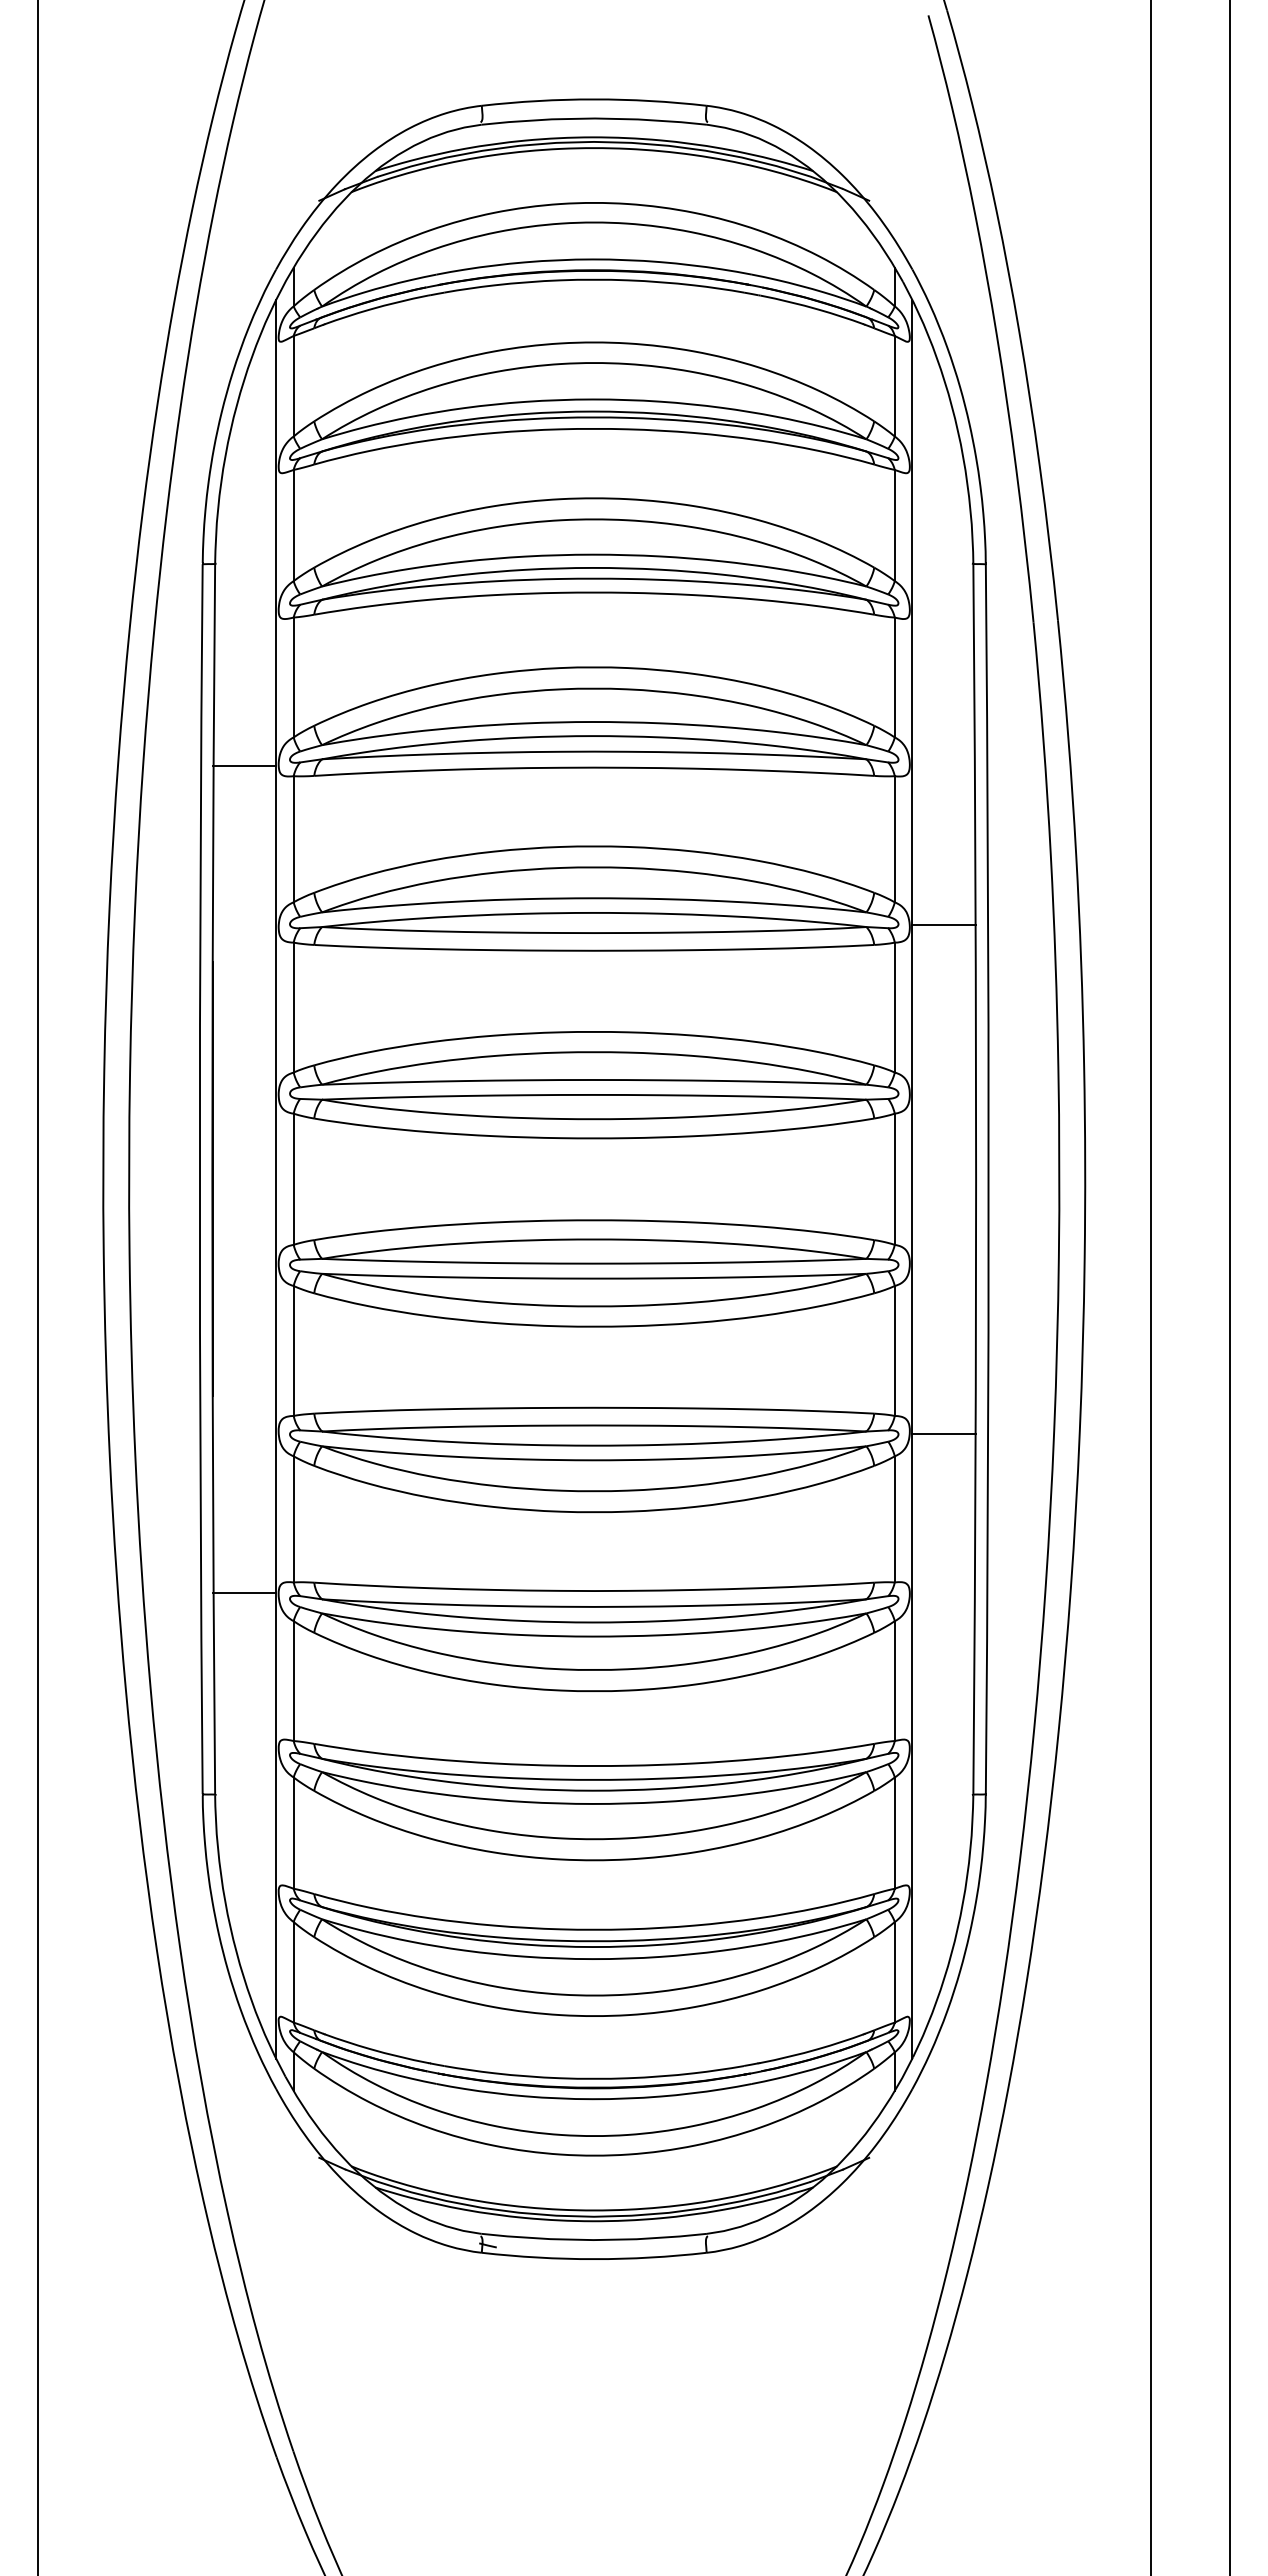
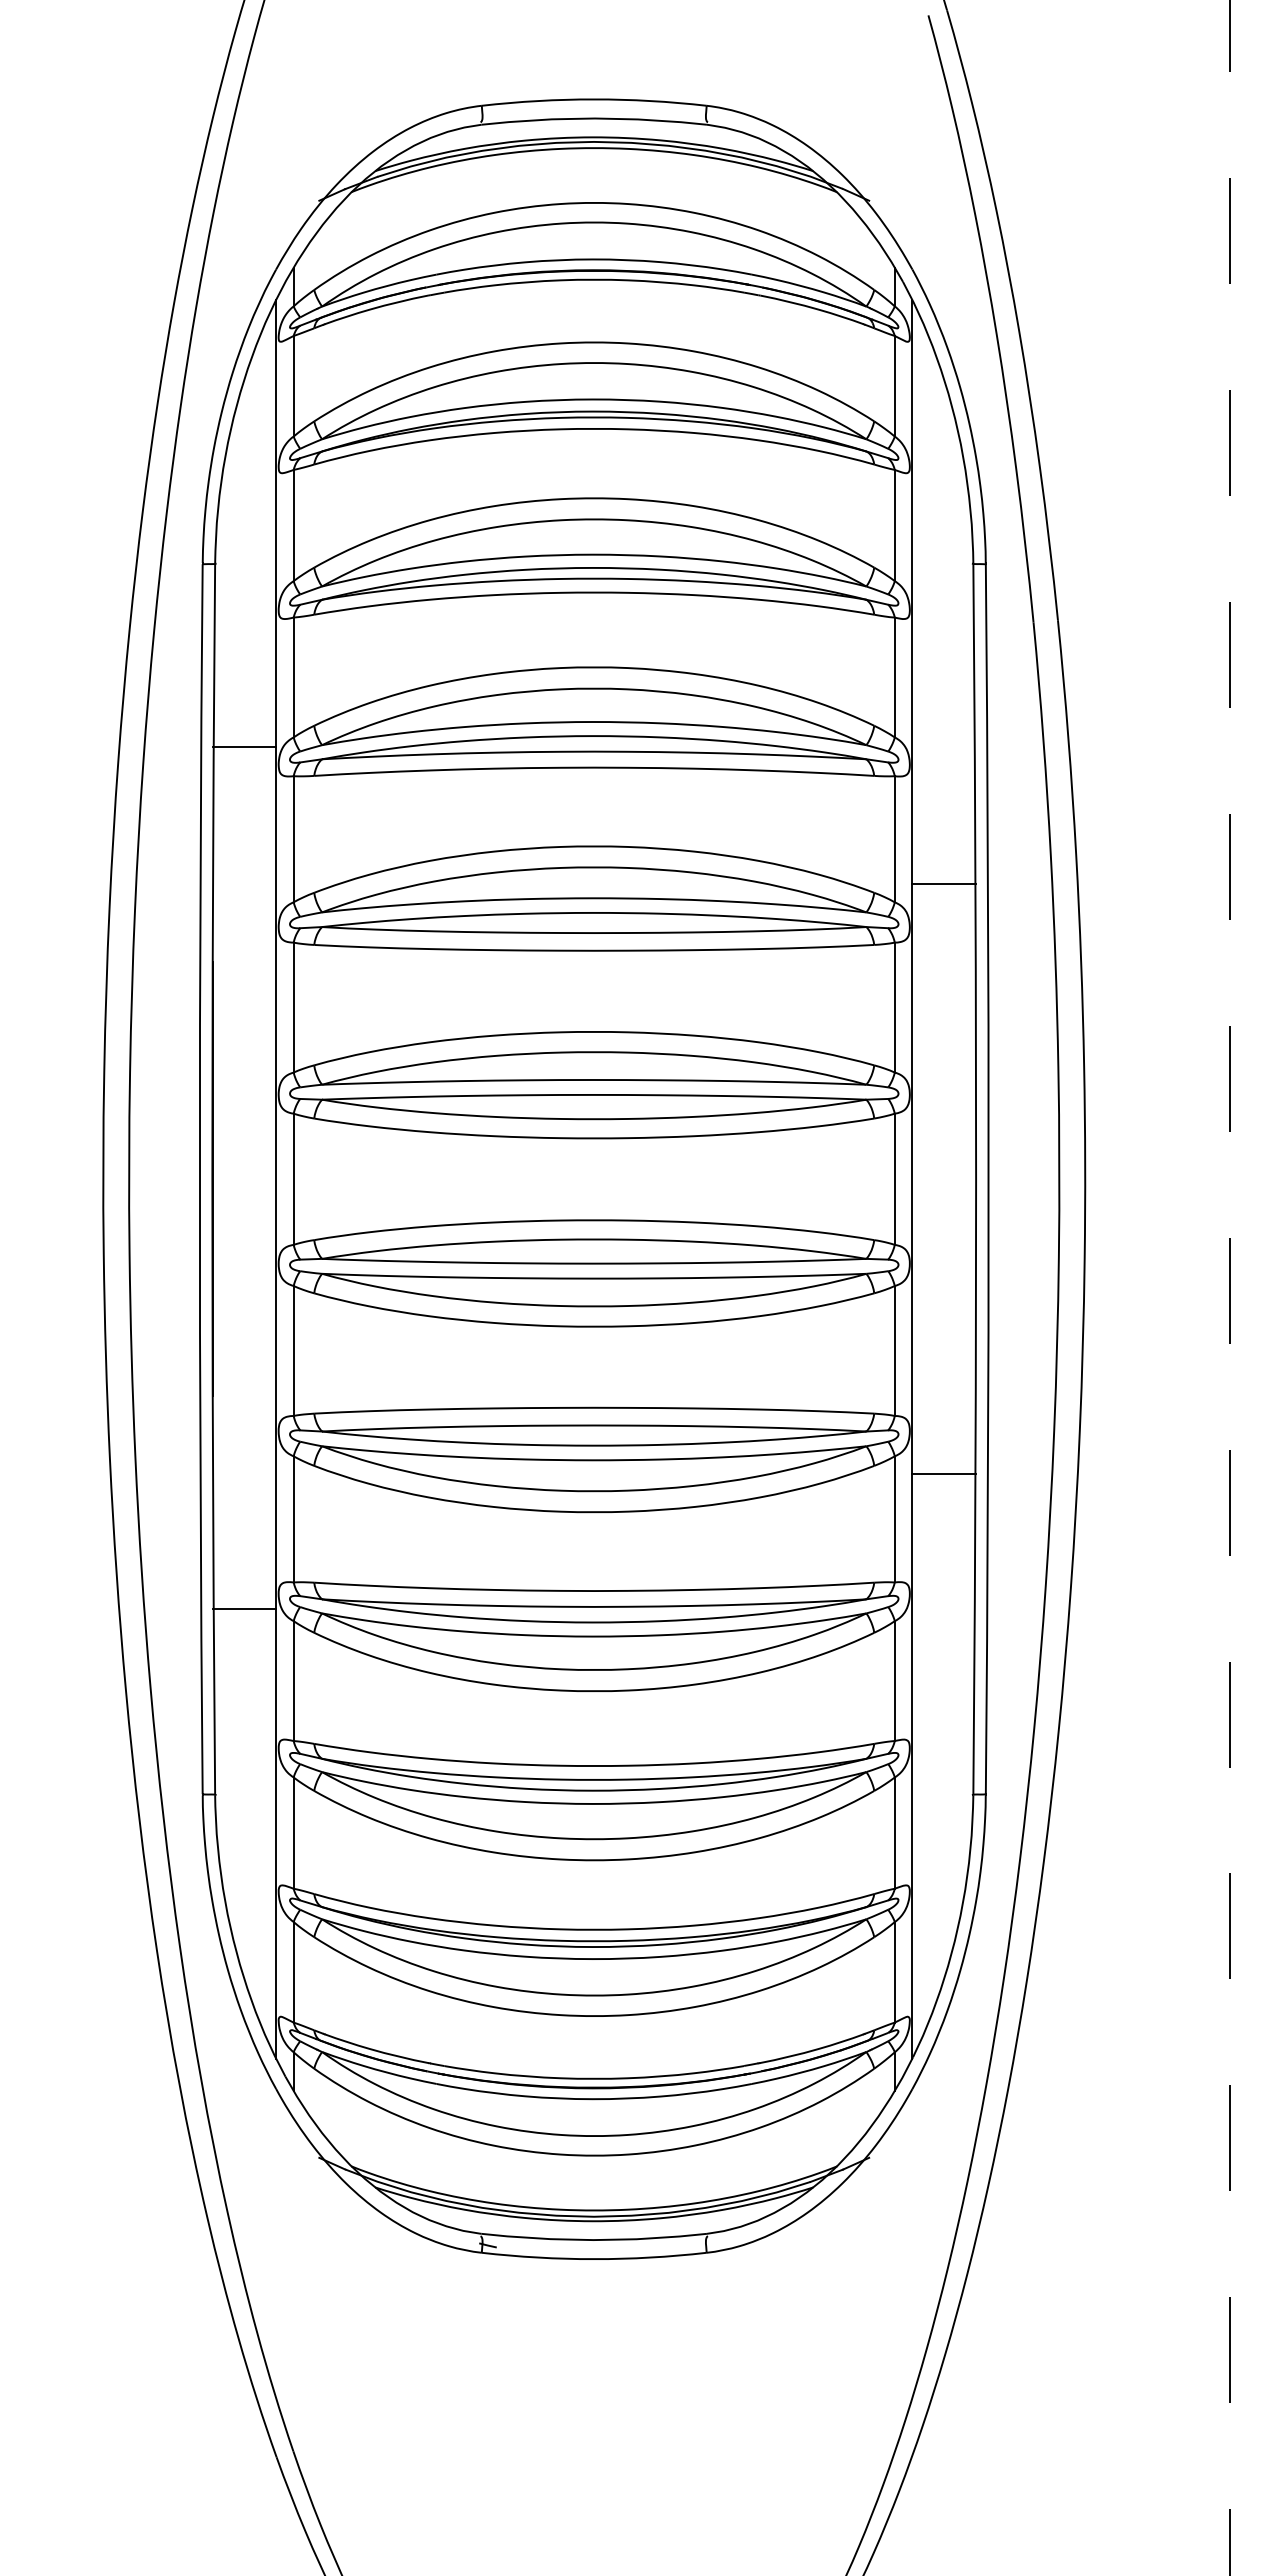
line position: (244, 765) -> (244, 746) (244, 746)
line position: (943, 924) -> (943, 883) (943, 883)
line: present -> none (37, 1287)
line: present -> none (1150, 1287)
line: solid -> dashed (1230, 1287)
line position: (943, 1433) -> (943, 1473) (943, 1473)
line position: (244, 1592) -> (244, 1608) (244, 1608)
